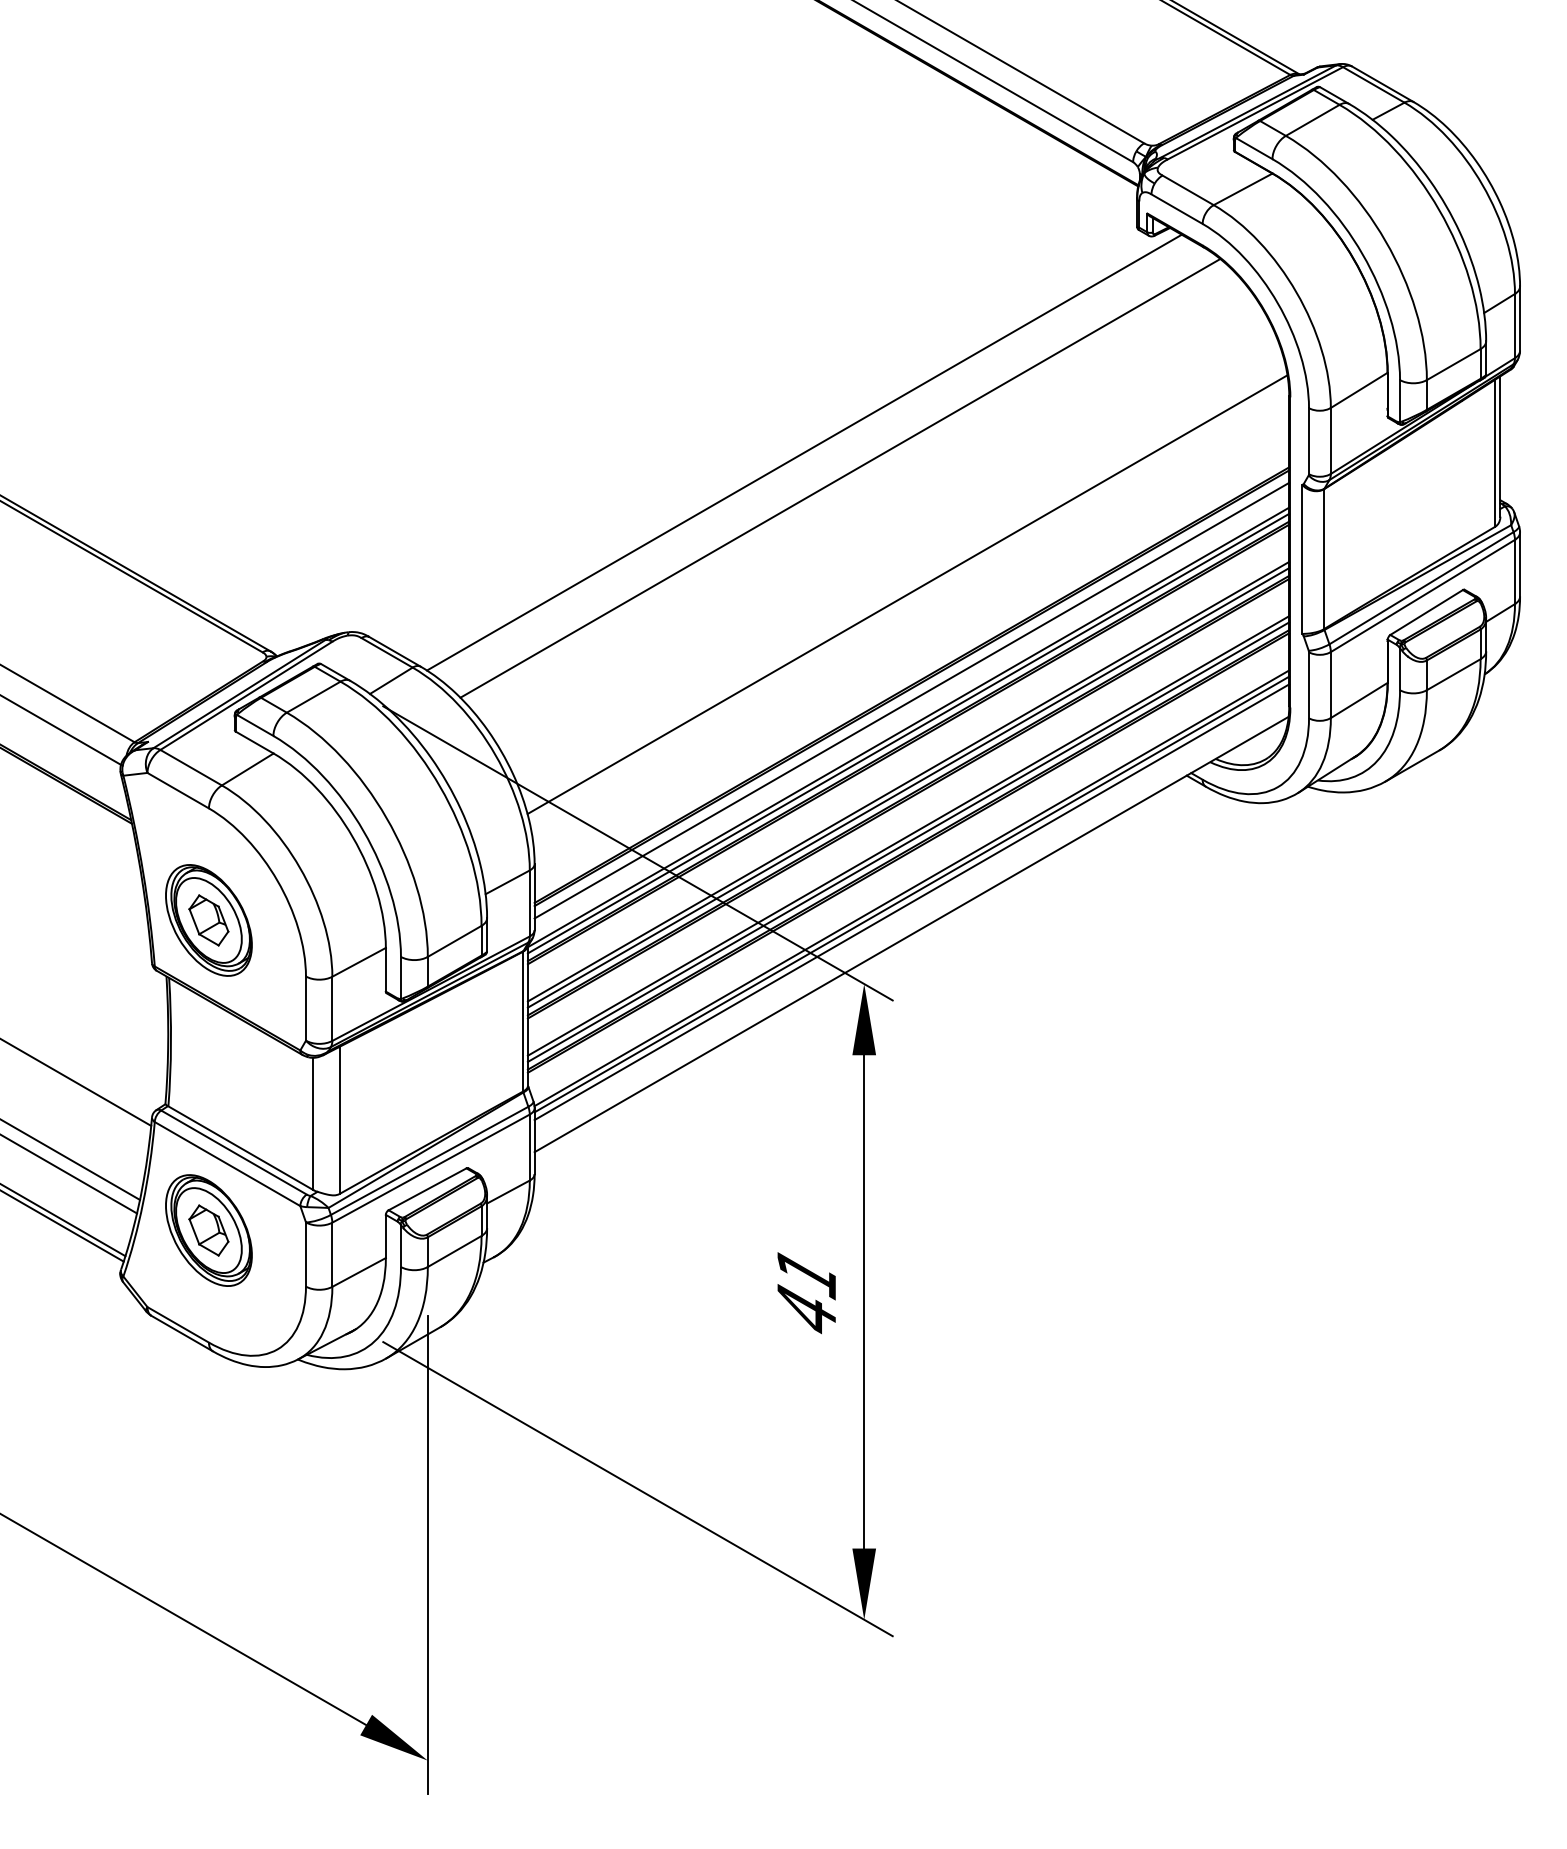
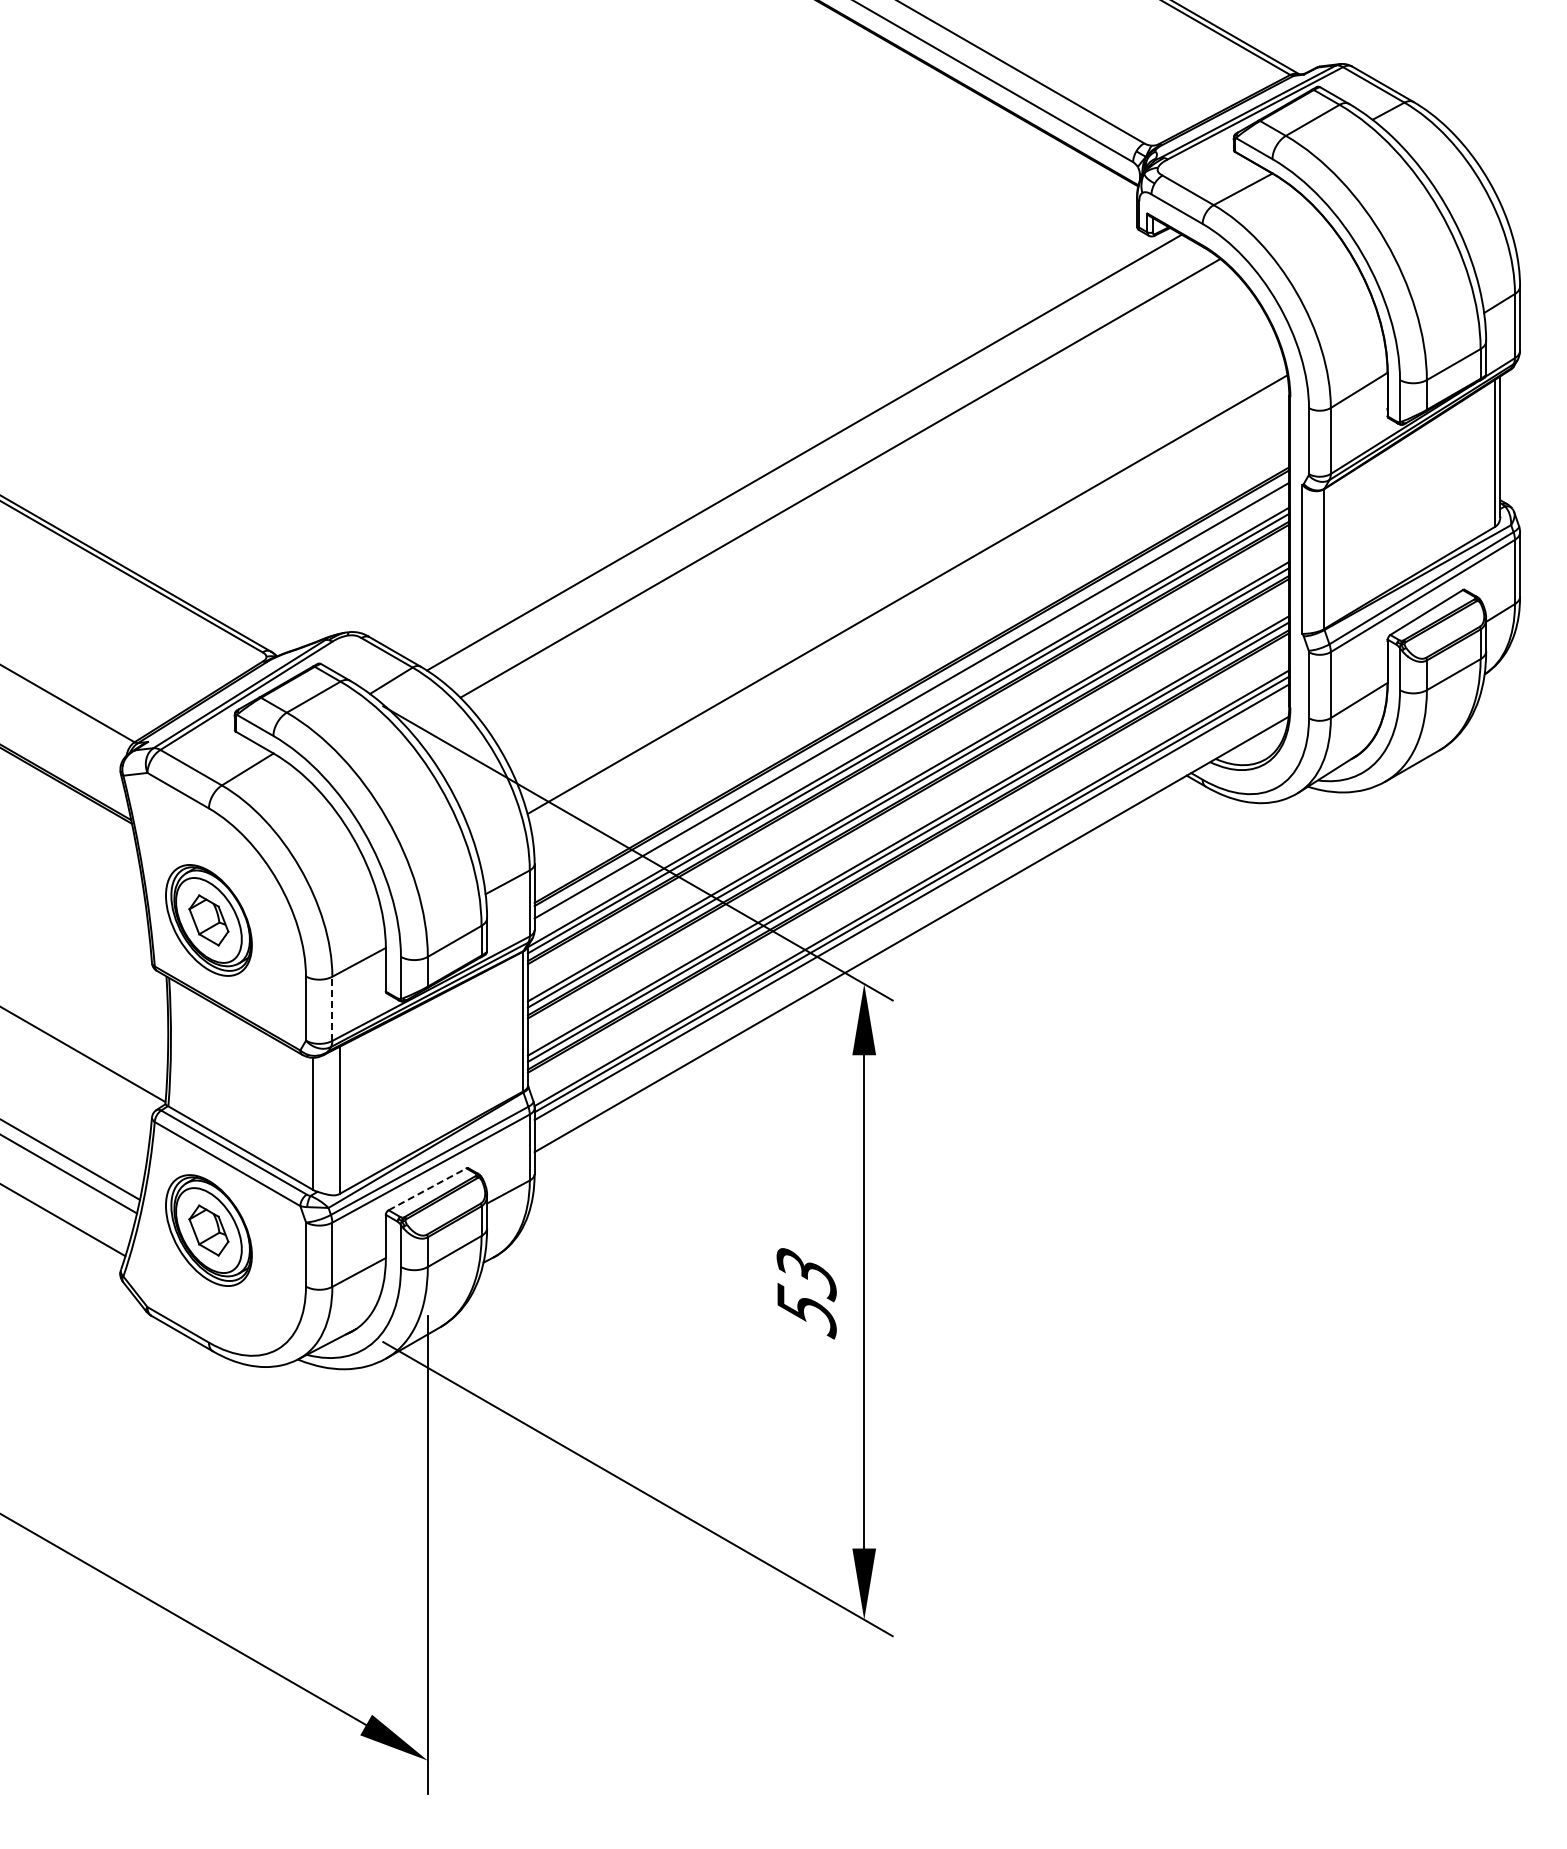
line: present -> none (61, 730)
line: solid -> dashed (332, 1008)
line position: (76, 1082) -> (83, 1054) (83, 1054)
line: solid -> dashed (428, 1189)
line: present -> none (62, 1226)
text: 41 -> 53 (806, 1293)
